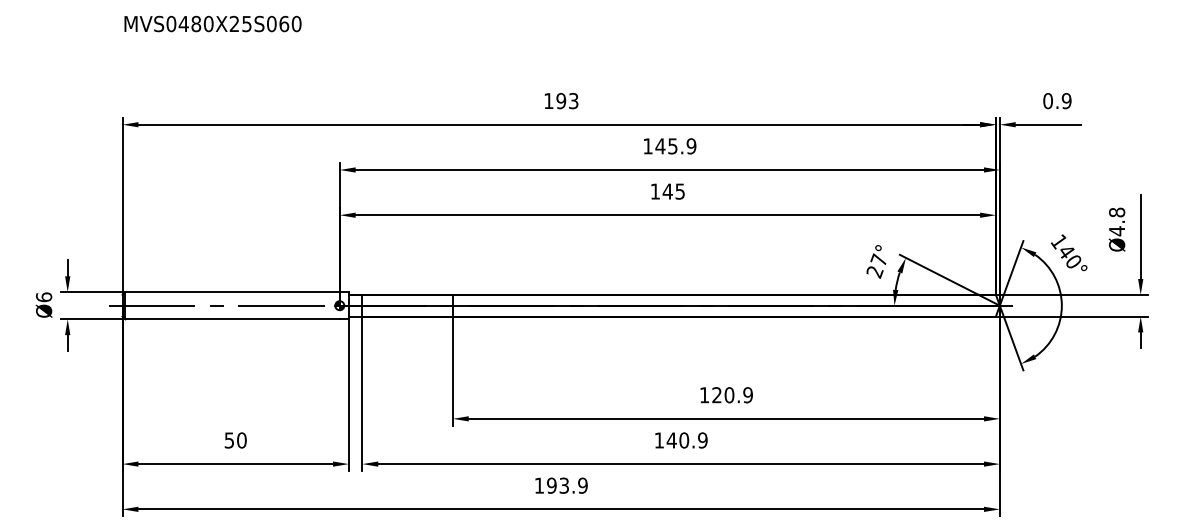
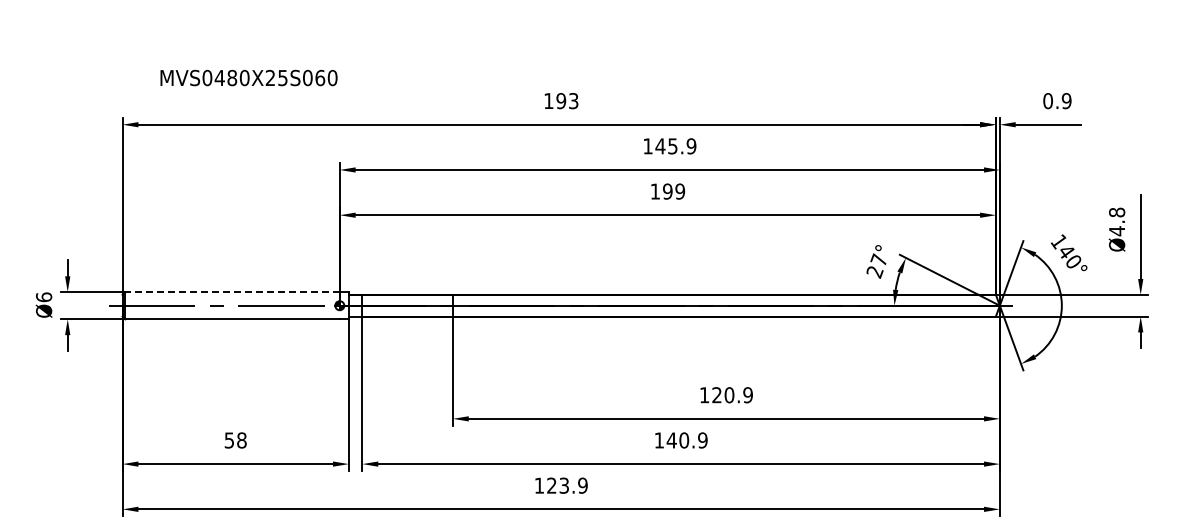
text position: (212, 23) -> (248, 77) (248, 77)
text: 145 -> 199 (673, 191)
line: solid -> dashed (232, 292)
text: 50 -> 58 (241, 440)
text: 193.9 -> 123.9 (551, 485)
